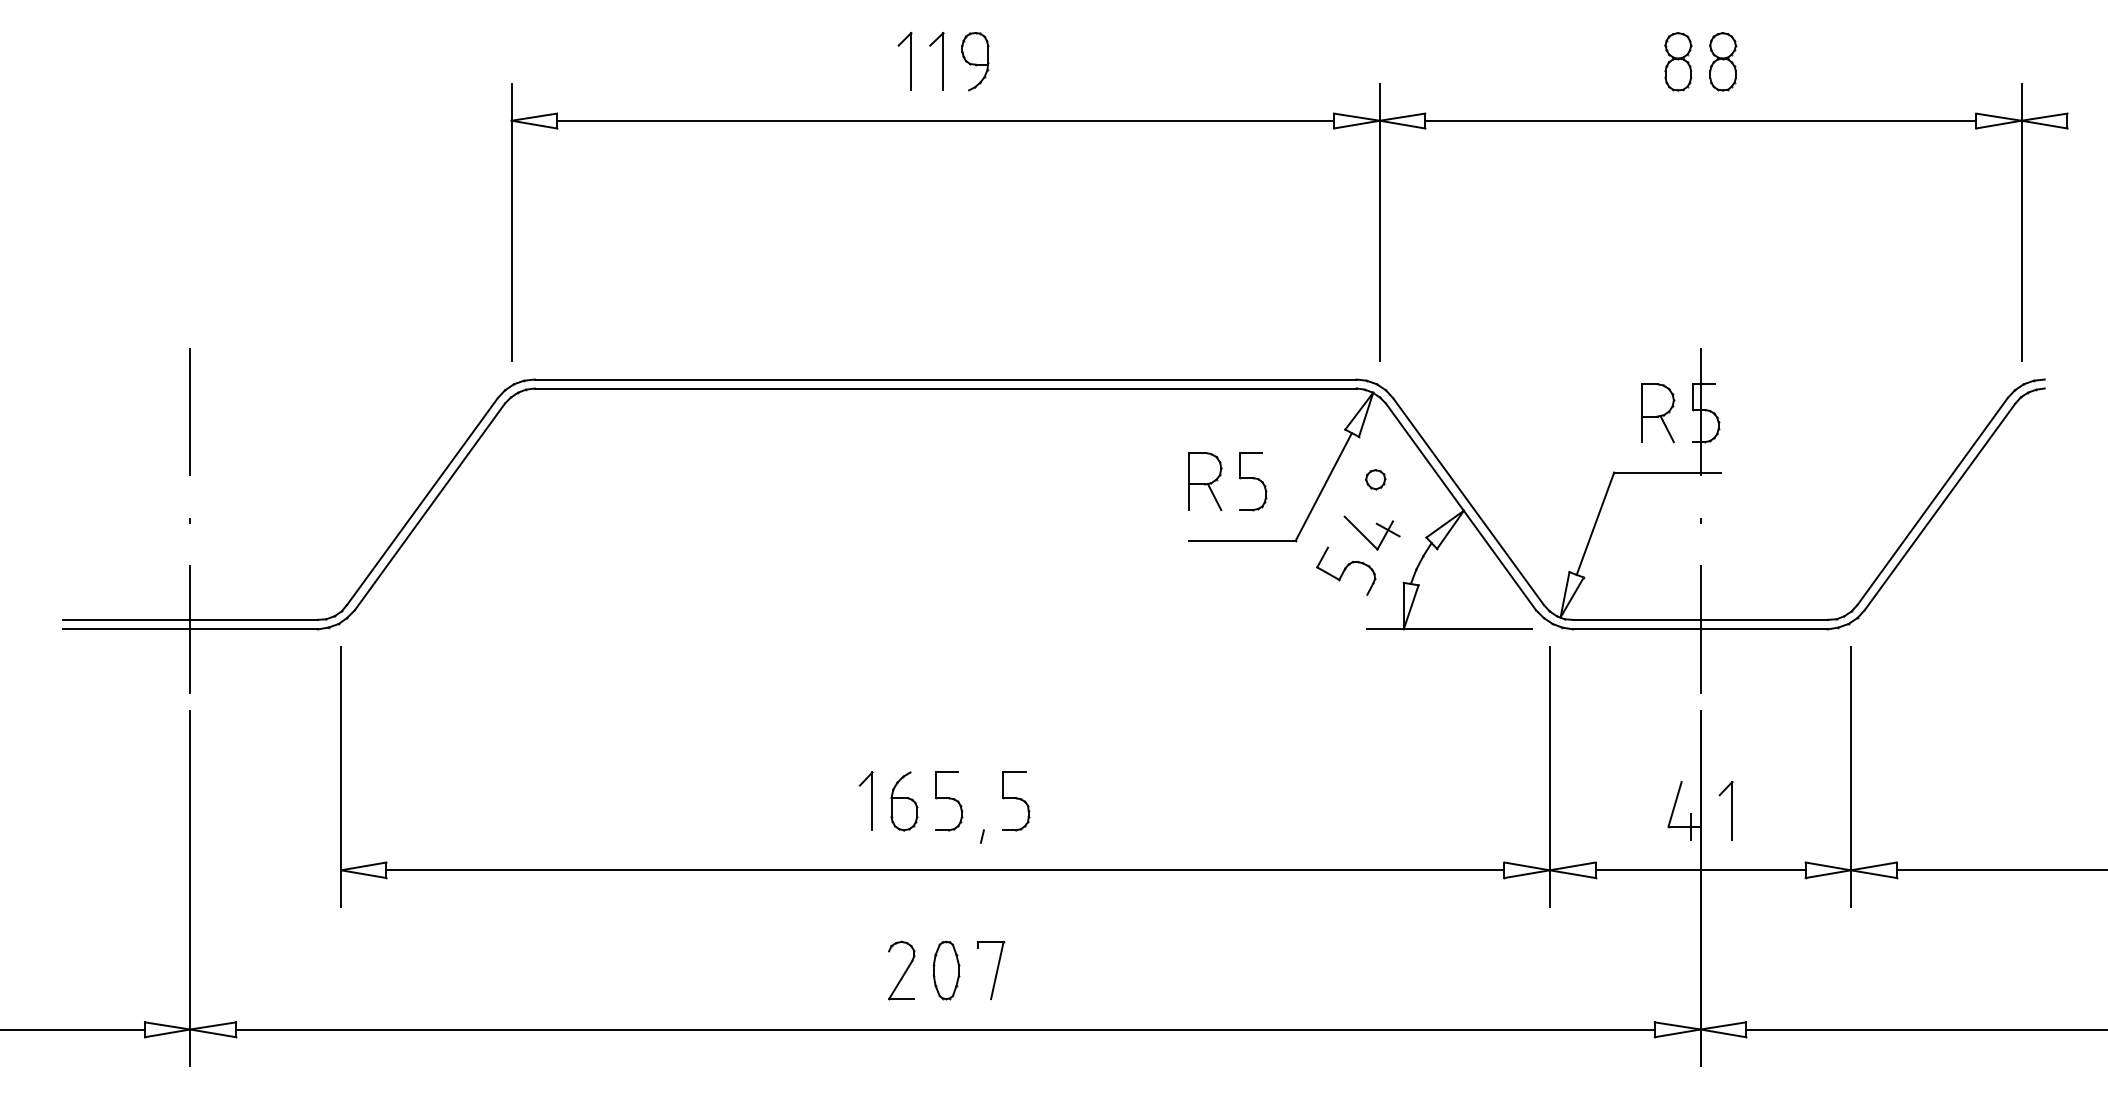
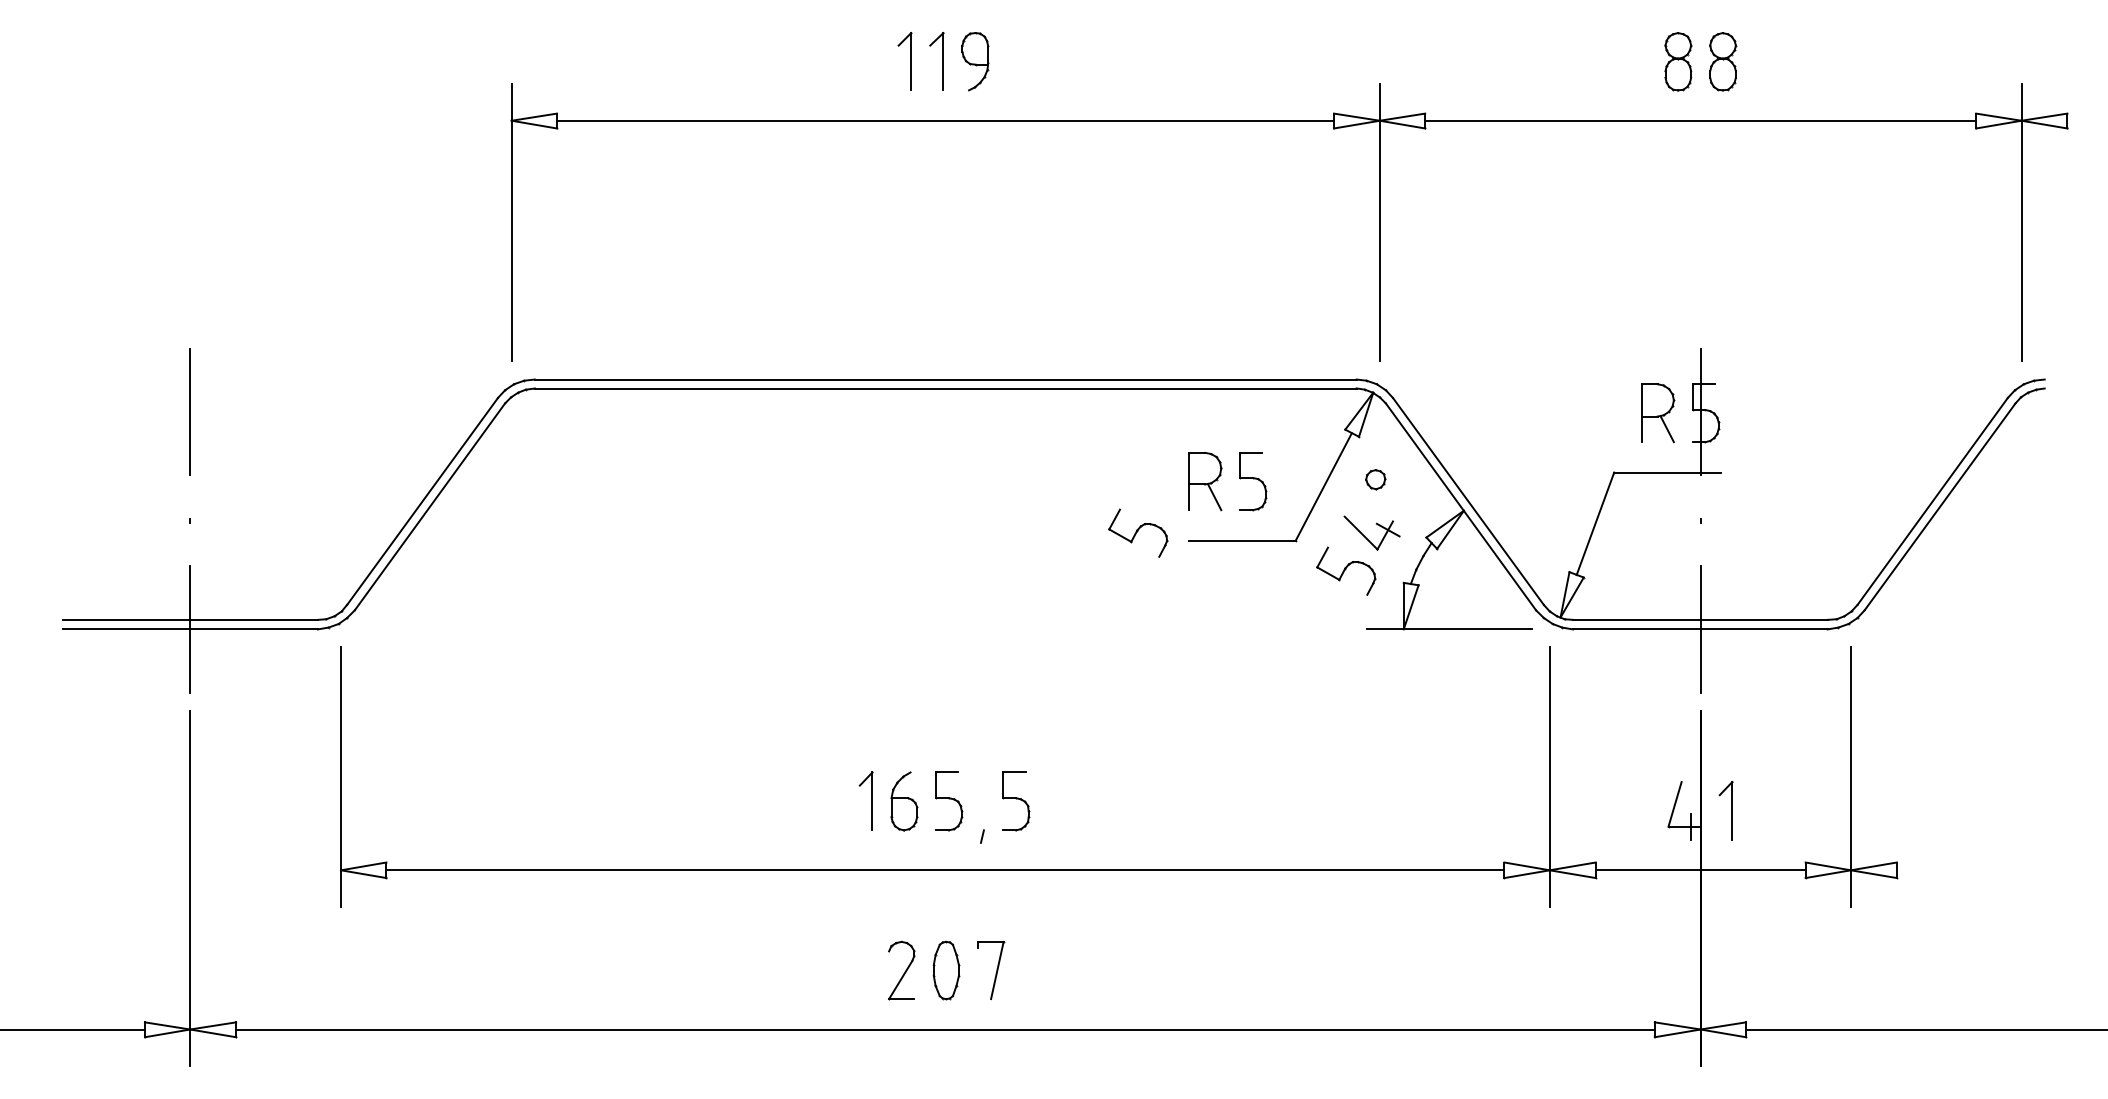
part: none -> present (1138, 532)
line: present -> none (2000, 870)
